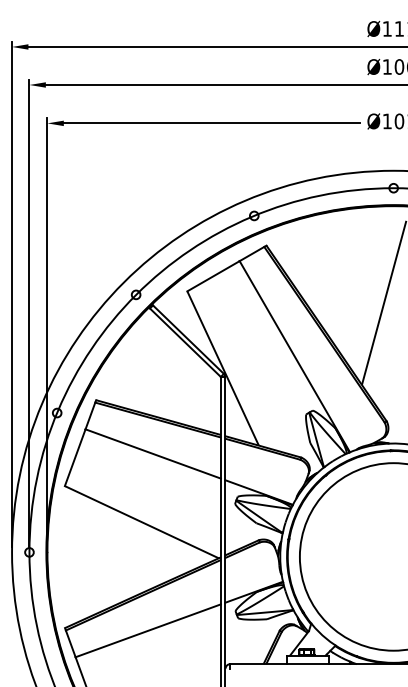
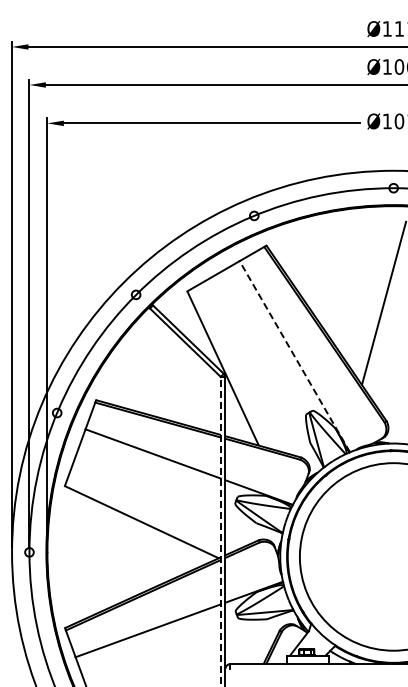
line: solid -> dashed (294, 356)
line: solid -> dashed (220, 531)
